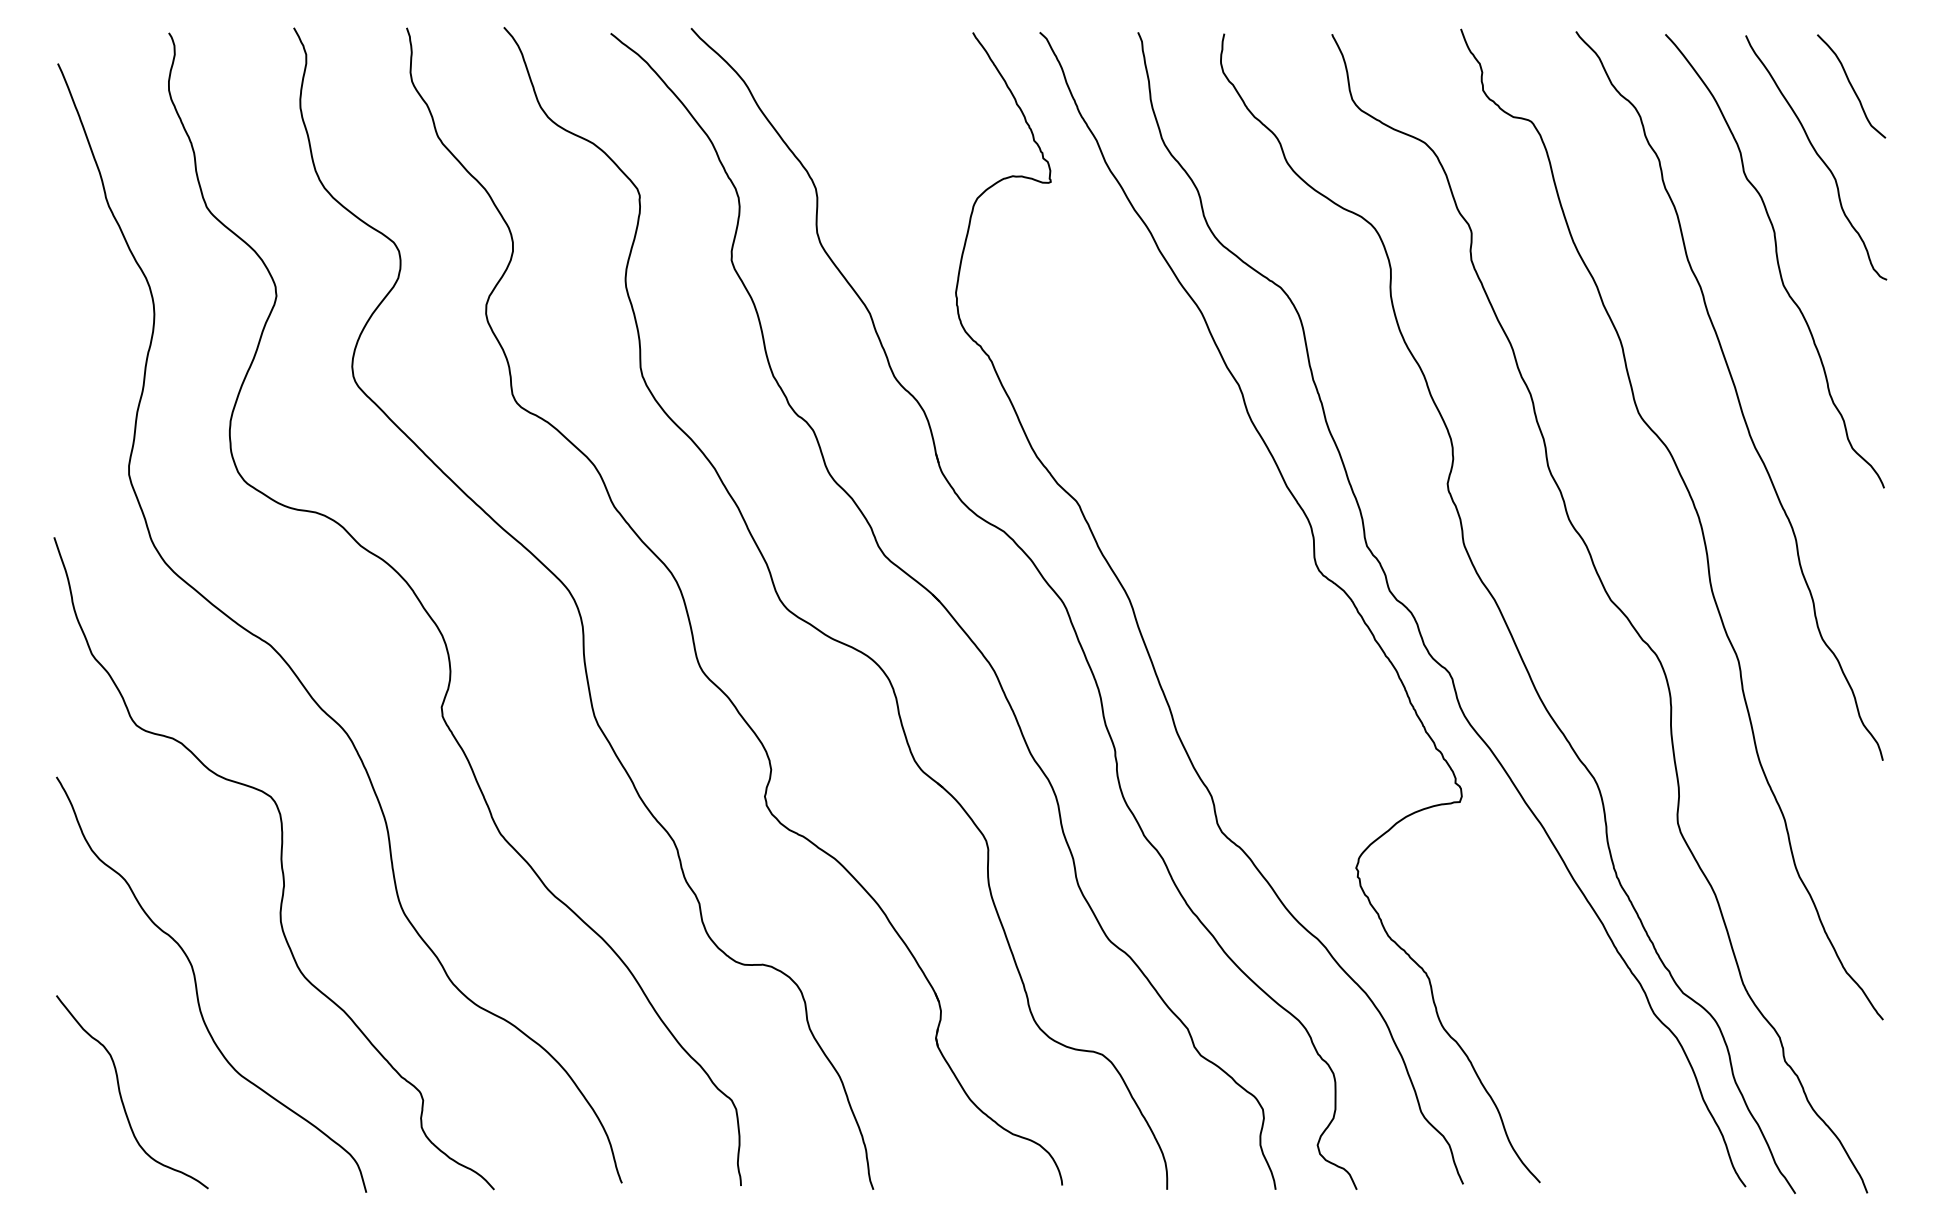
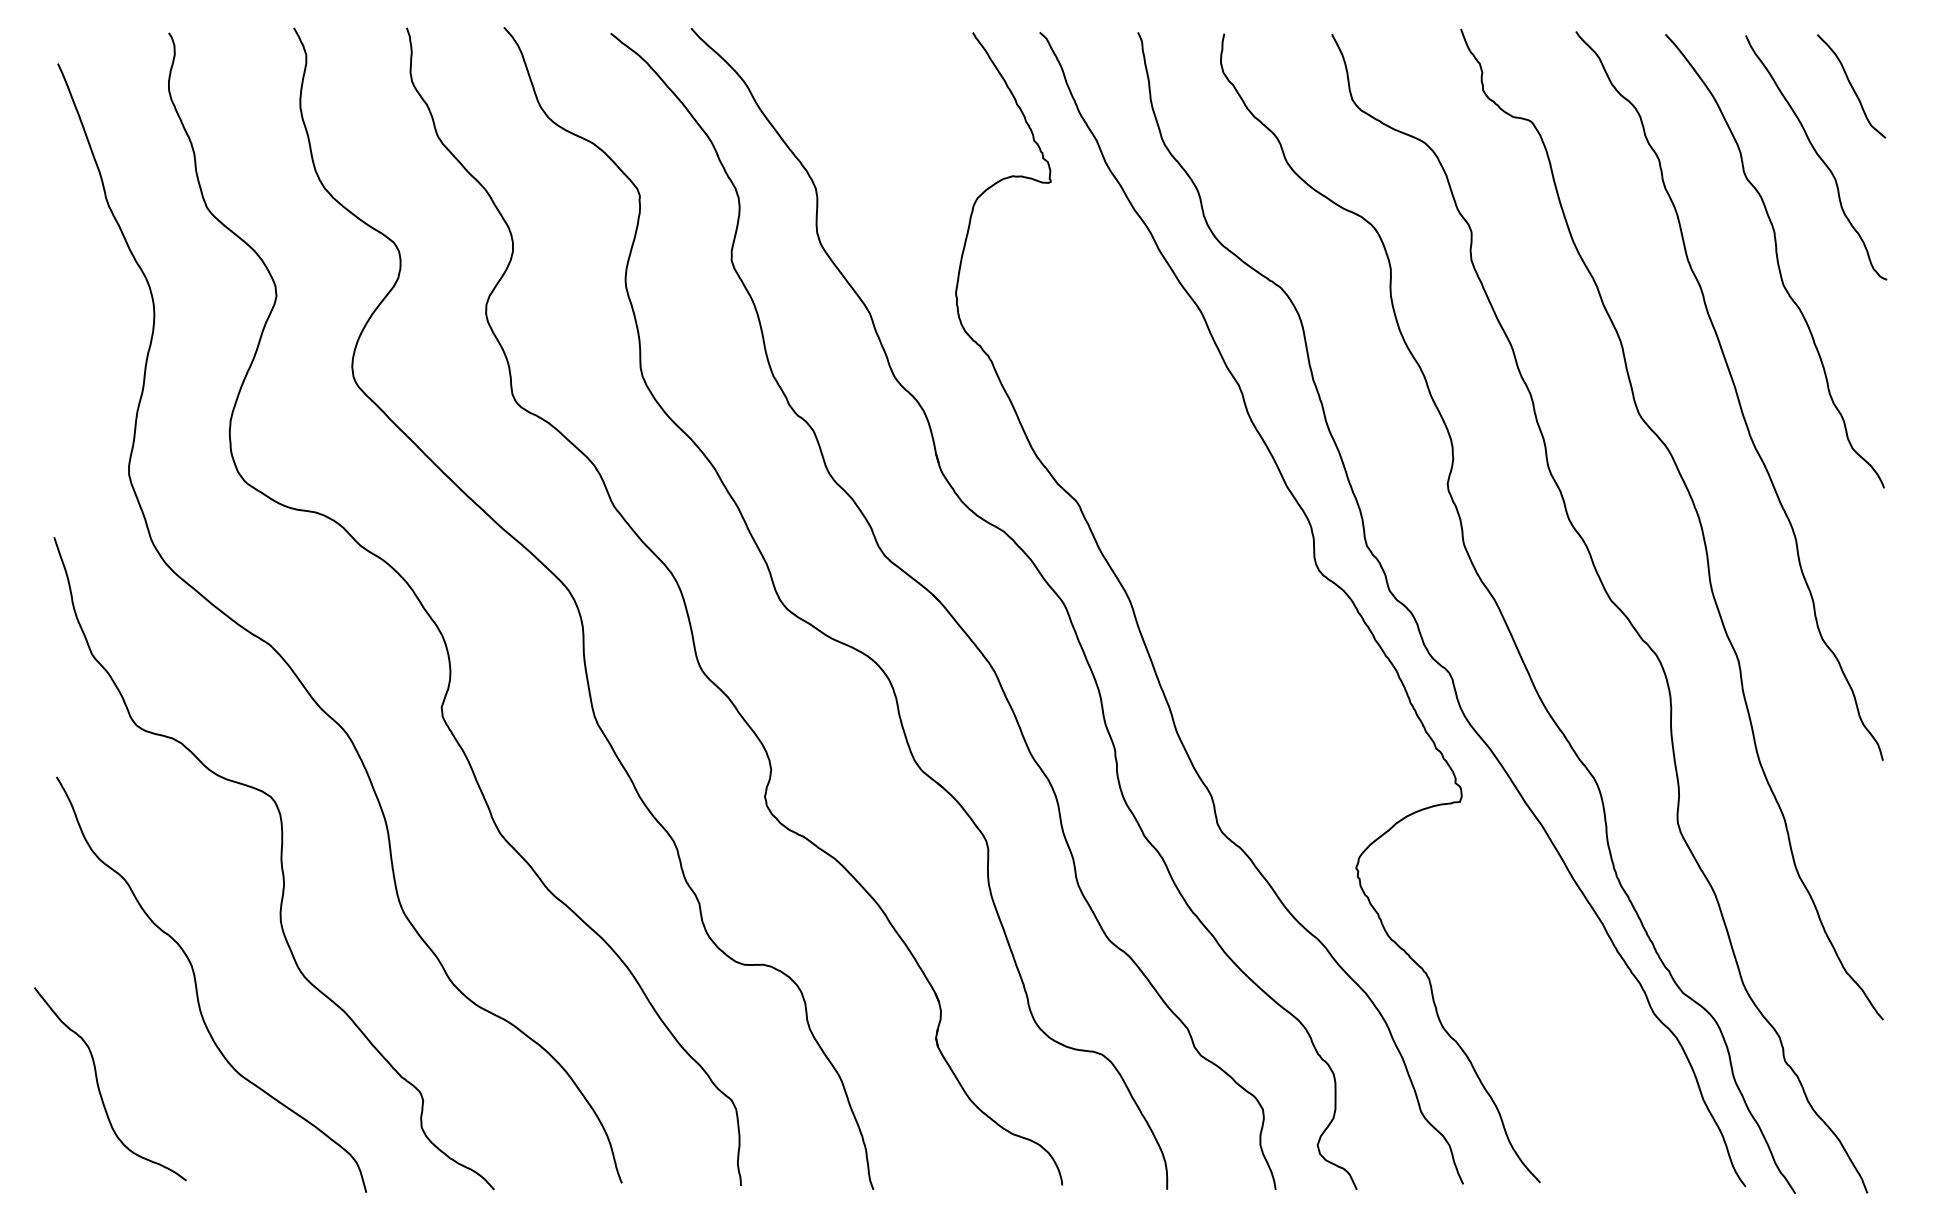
curve position: (121, 1094) -> (99, 1086) (99, 1086)
